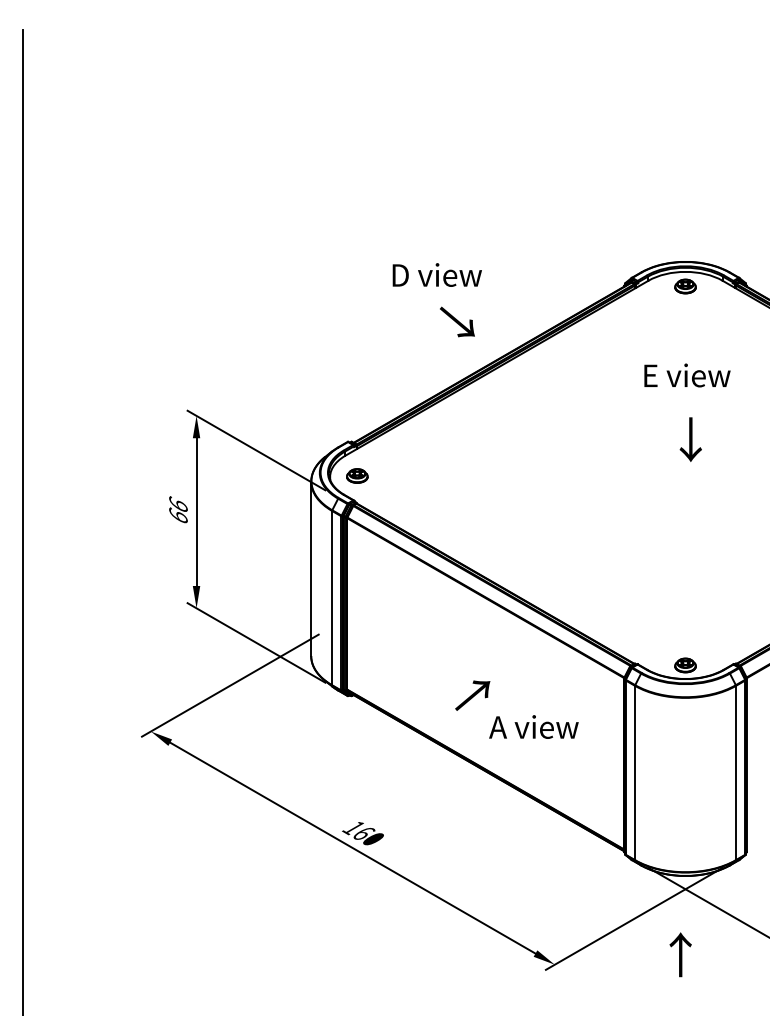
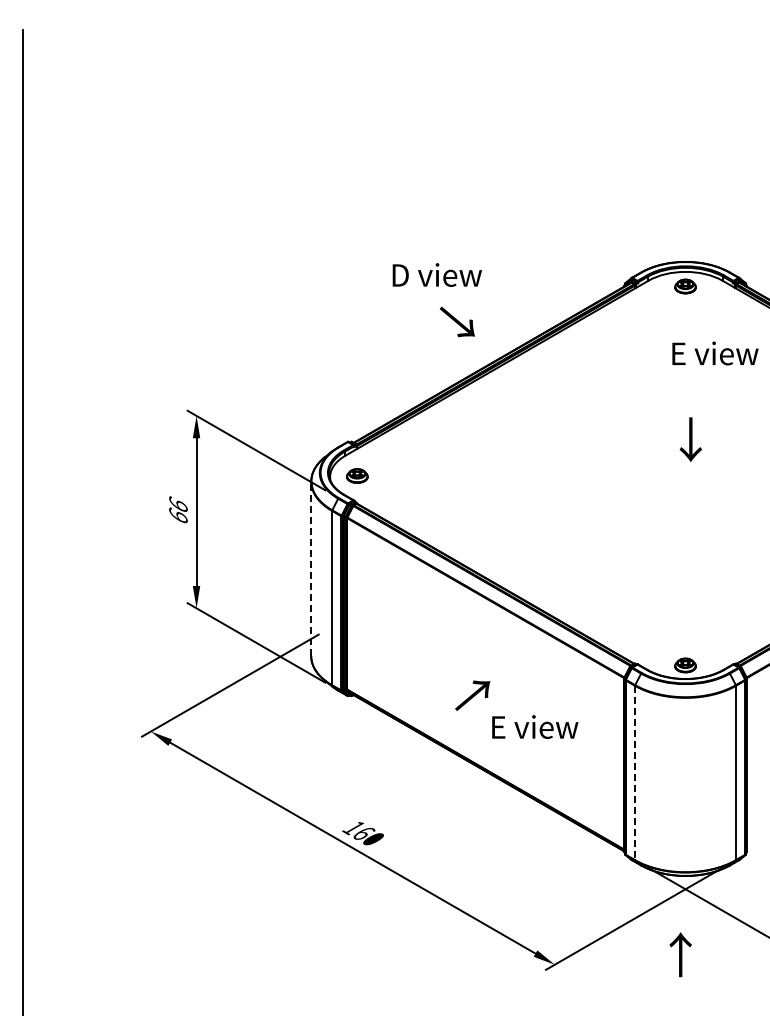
text position: (687, 375) -> (715, 353) (715, 353)
line: solid -> dashed (311, 568)
text: A view -> E view (533, 726)
line: solid -> dashed (635, 773)
